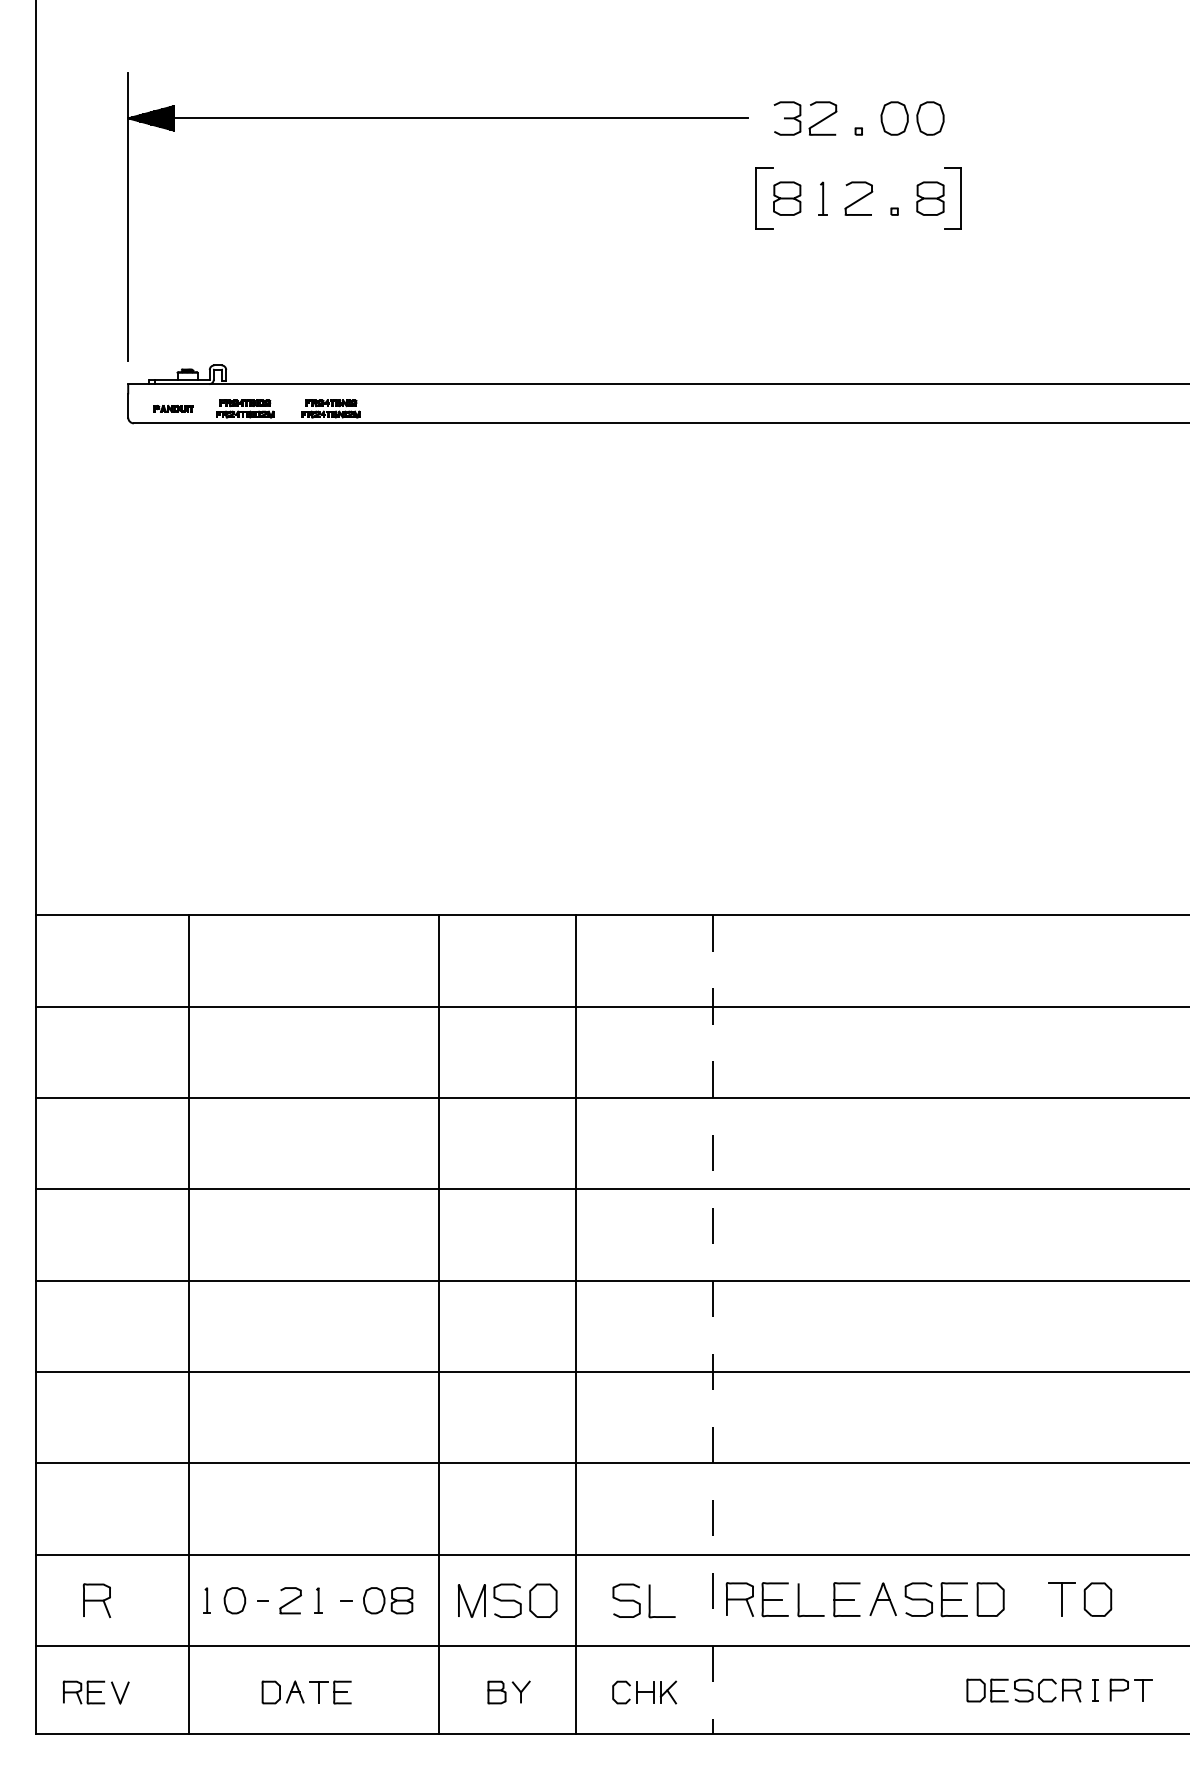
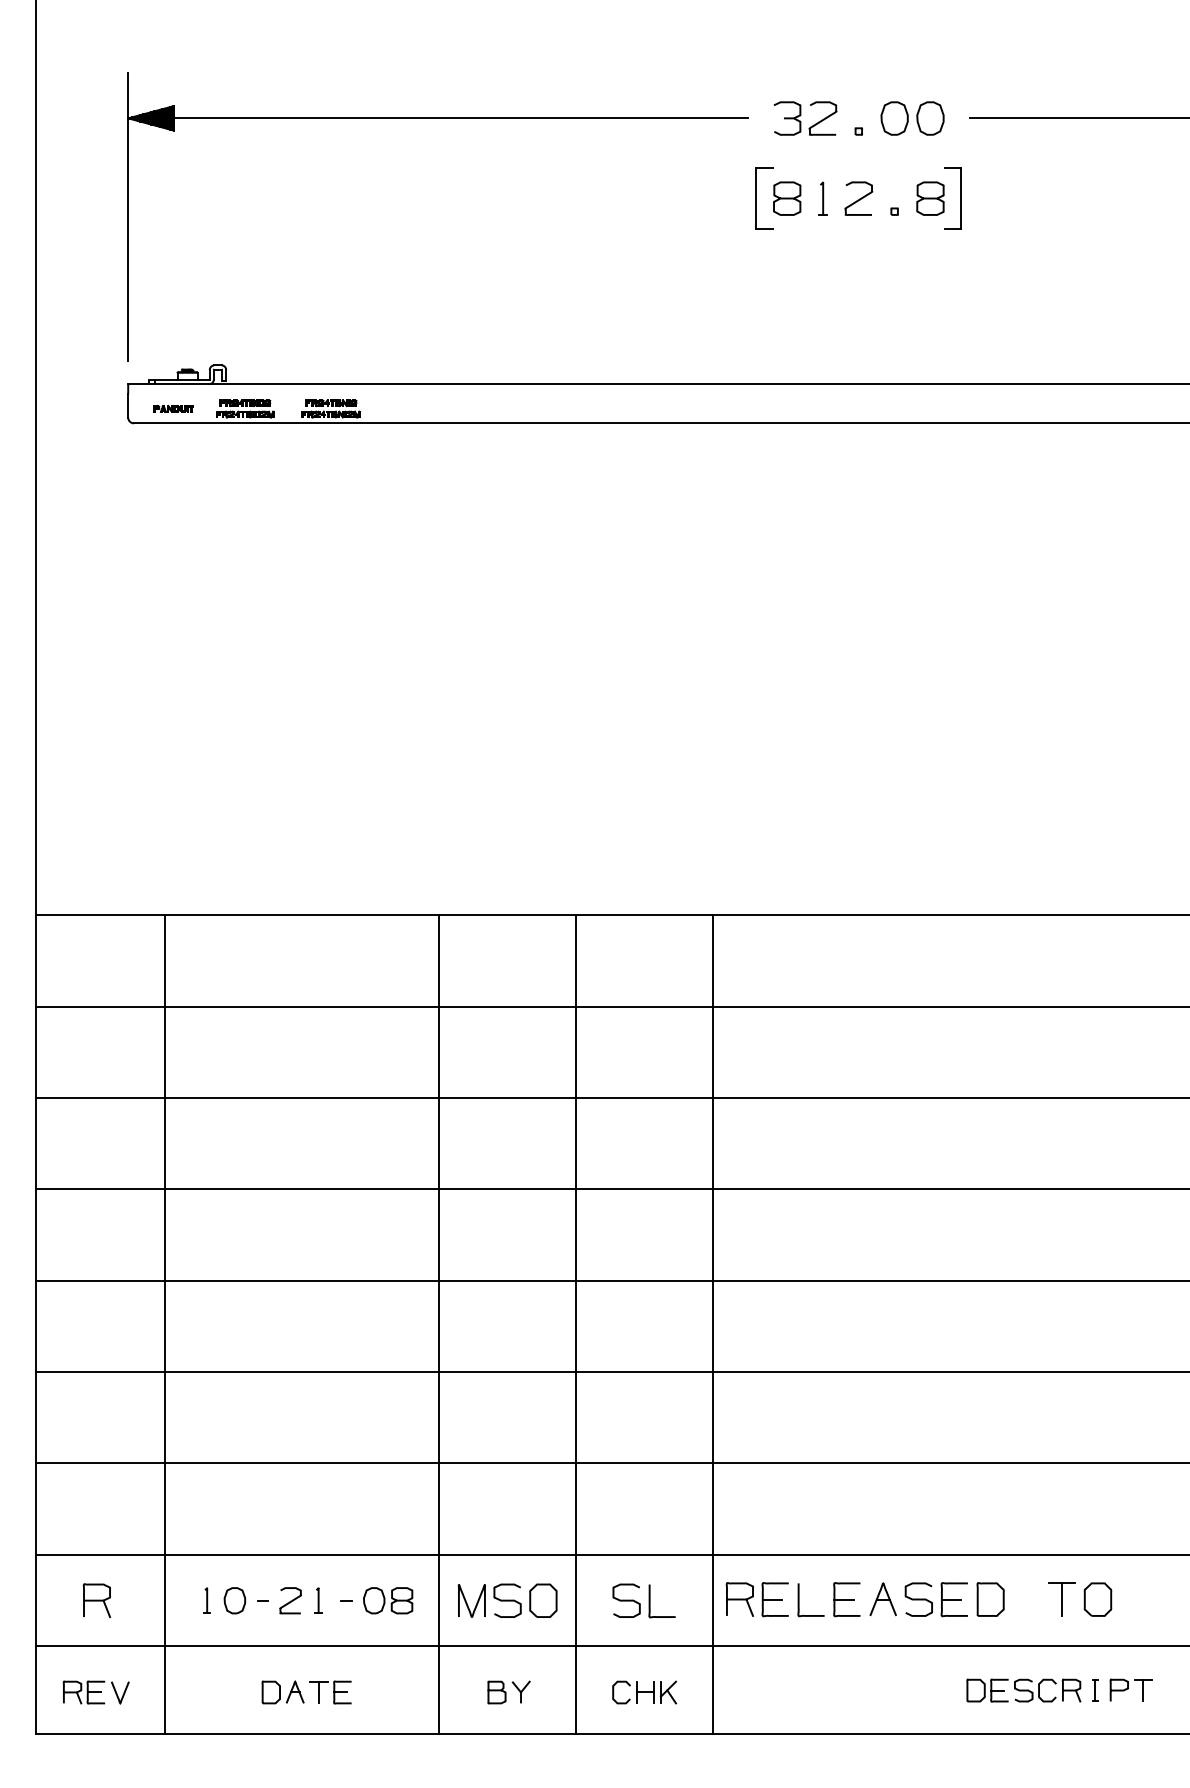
line: none -> present (1077, 118)
line position: (188, 1324) -> (164, 1324) (164, 1324)
line: dashed -> solid (712, 1325)
